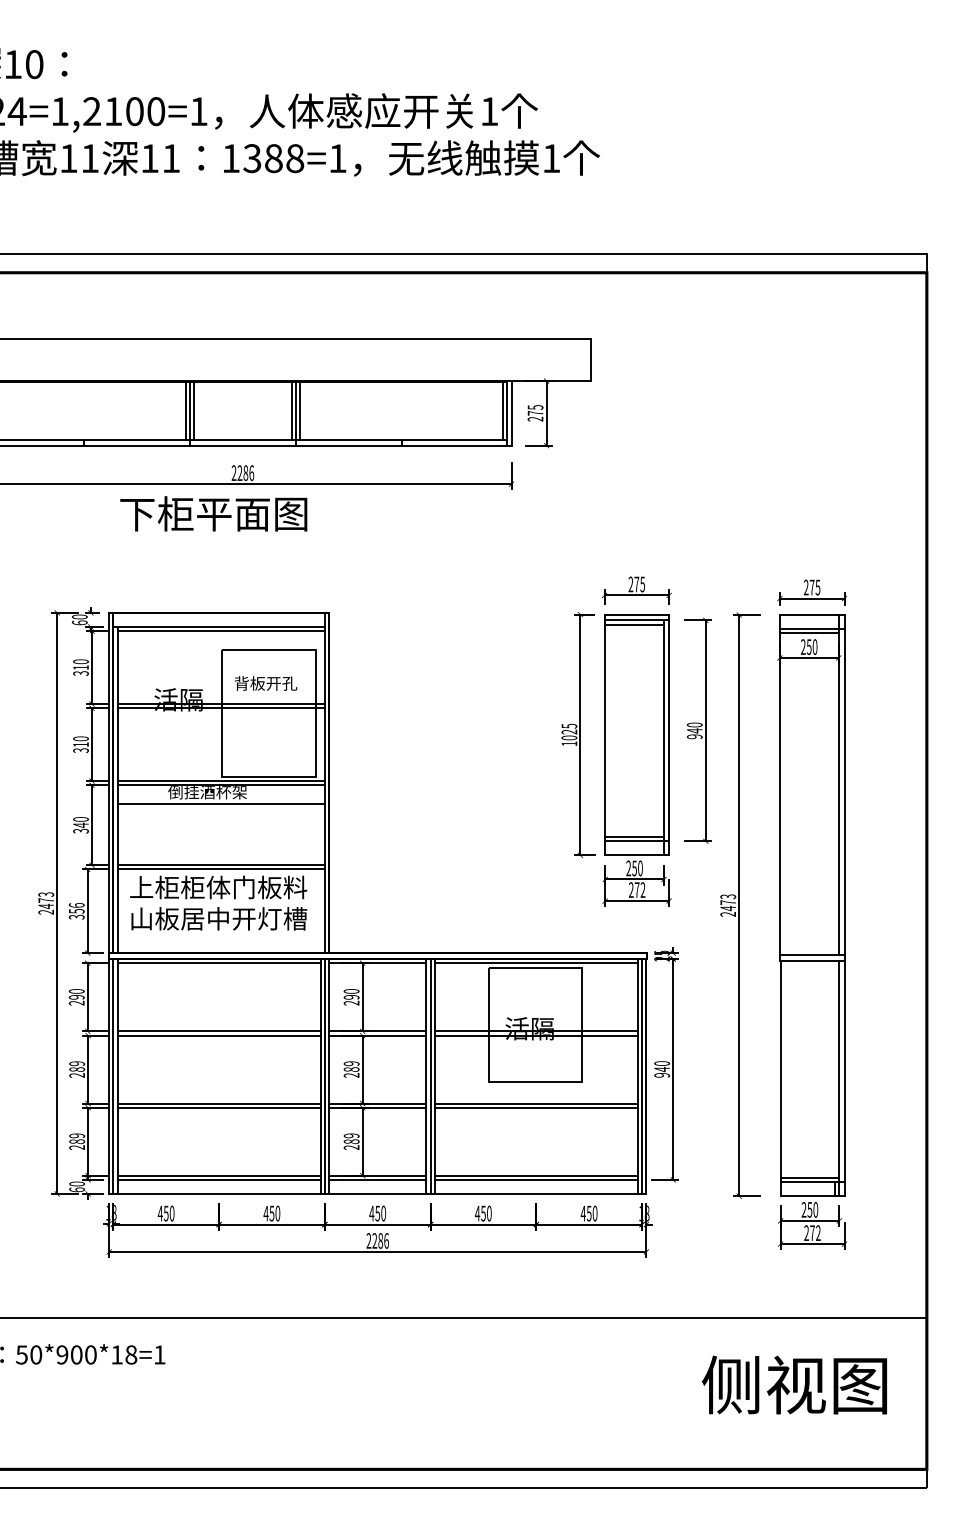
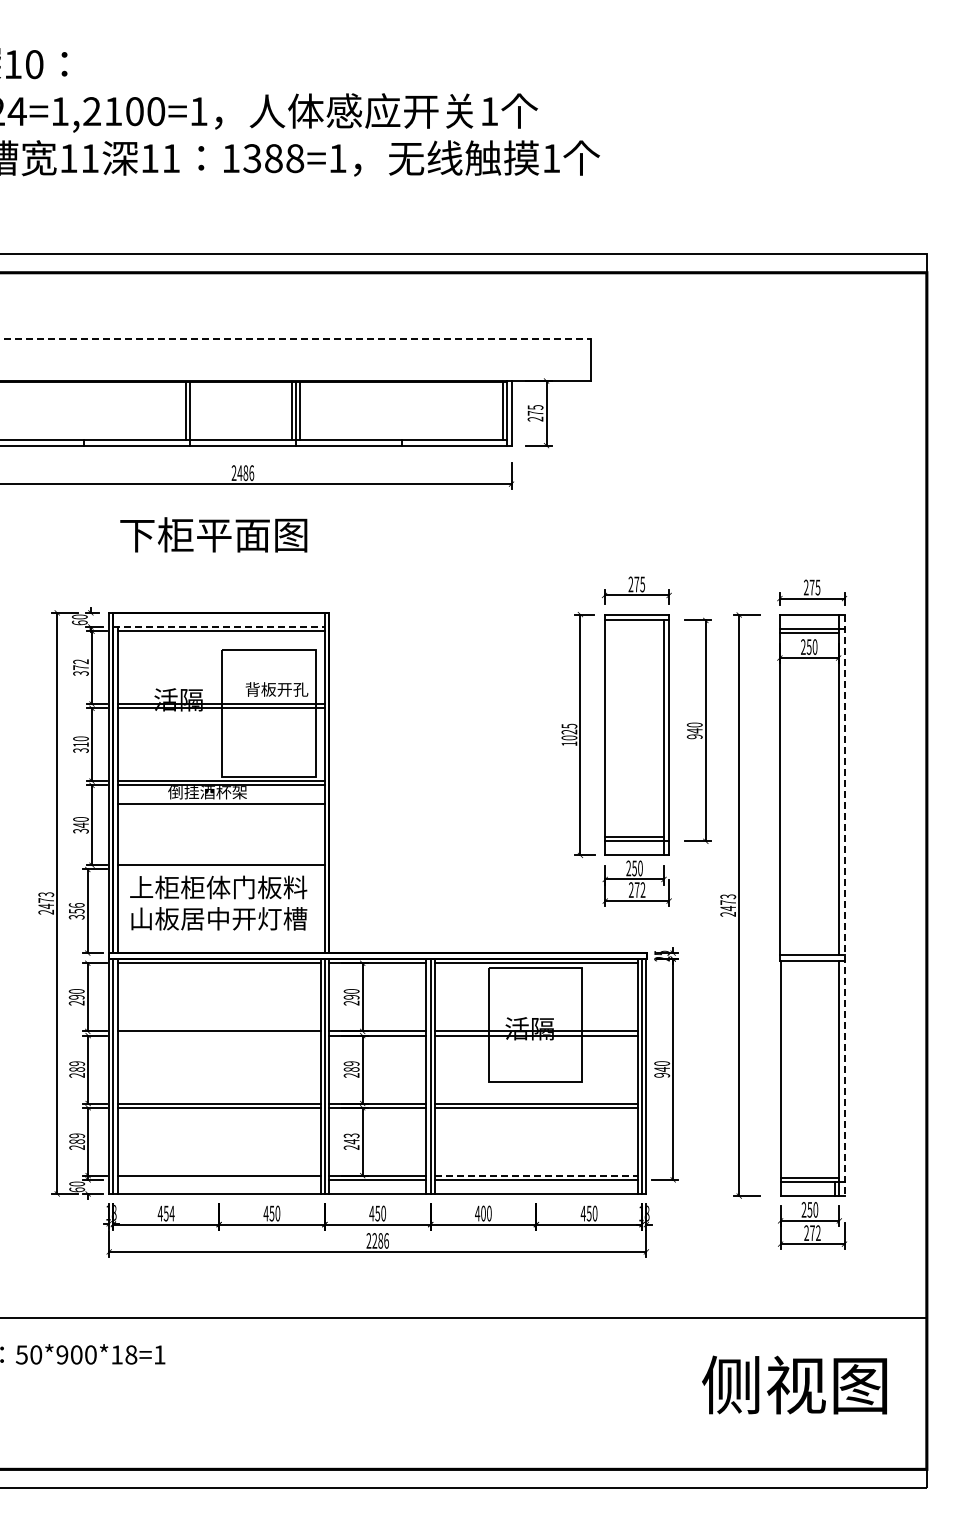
line: solid -> dashed (295, 339)
line: present -> none (194, 410)
text: 2286 -> 2486 (239, 472)
text position: (213, 513) -> (213, 534) (213, 534)
line: present -> none (634, 624)
line: solid -> dashed (219, 626)
text: 310 -> 372 (80, 664)
text position: (265, 683) -> (276, 689) (276, 689)
line: present -> none (220, 869)
line: solid -> dashed (844, 905)
line: present -> none (218, 1035)
text: 289 -> 243 (351, 1138)
line: solid -> dashed (536, 1175)
line: present -> none (218, 1179)
text: 450 -> 454 (171, 1213)
text: 450 -> 400 (483, 1213)
